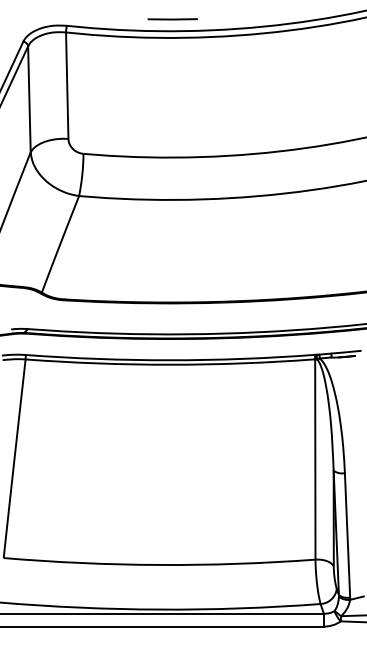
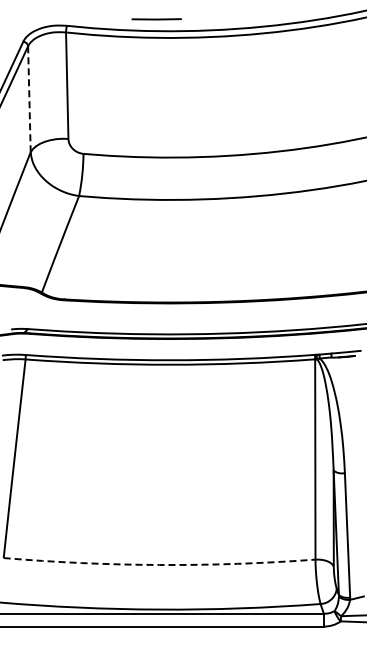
line position: (172, 19) -> (156, 19) (156, 19)
line: solid -> dashed (29, 99)
arc: solid -> dashed (159, 564)
